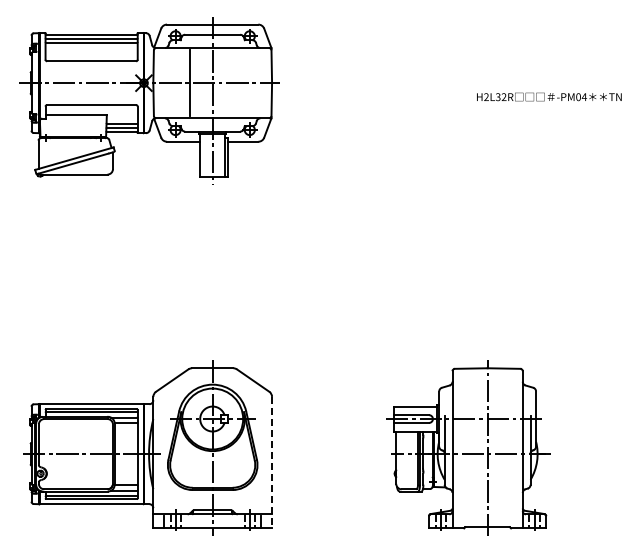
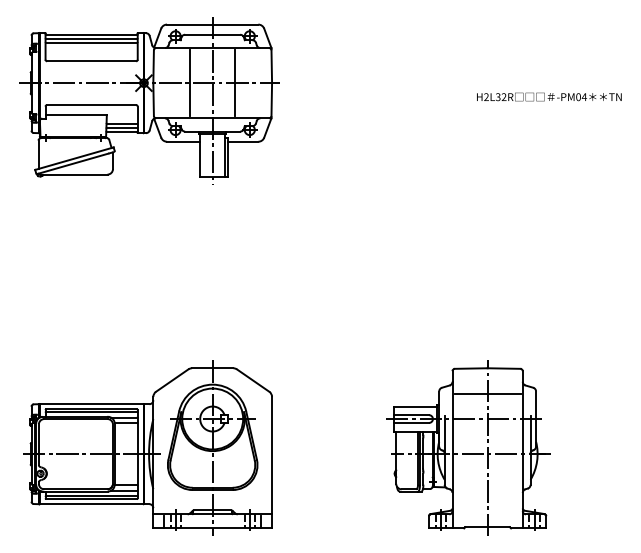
line: none -> present (235, 82)
line: none -> present (487, 393)
line: dashed -> solid (272, 462)
